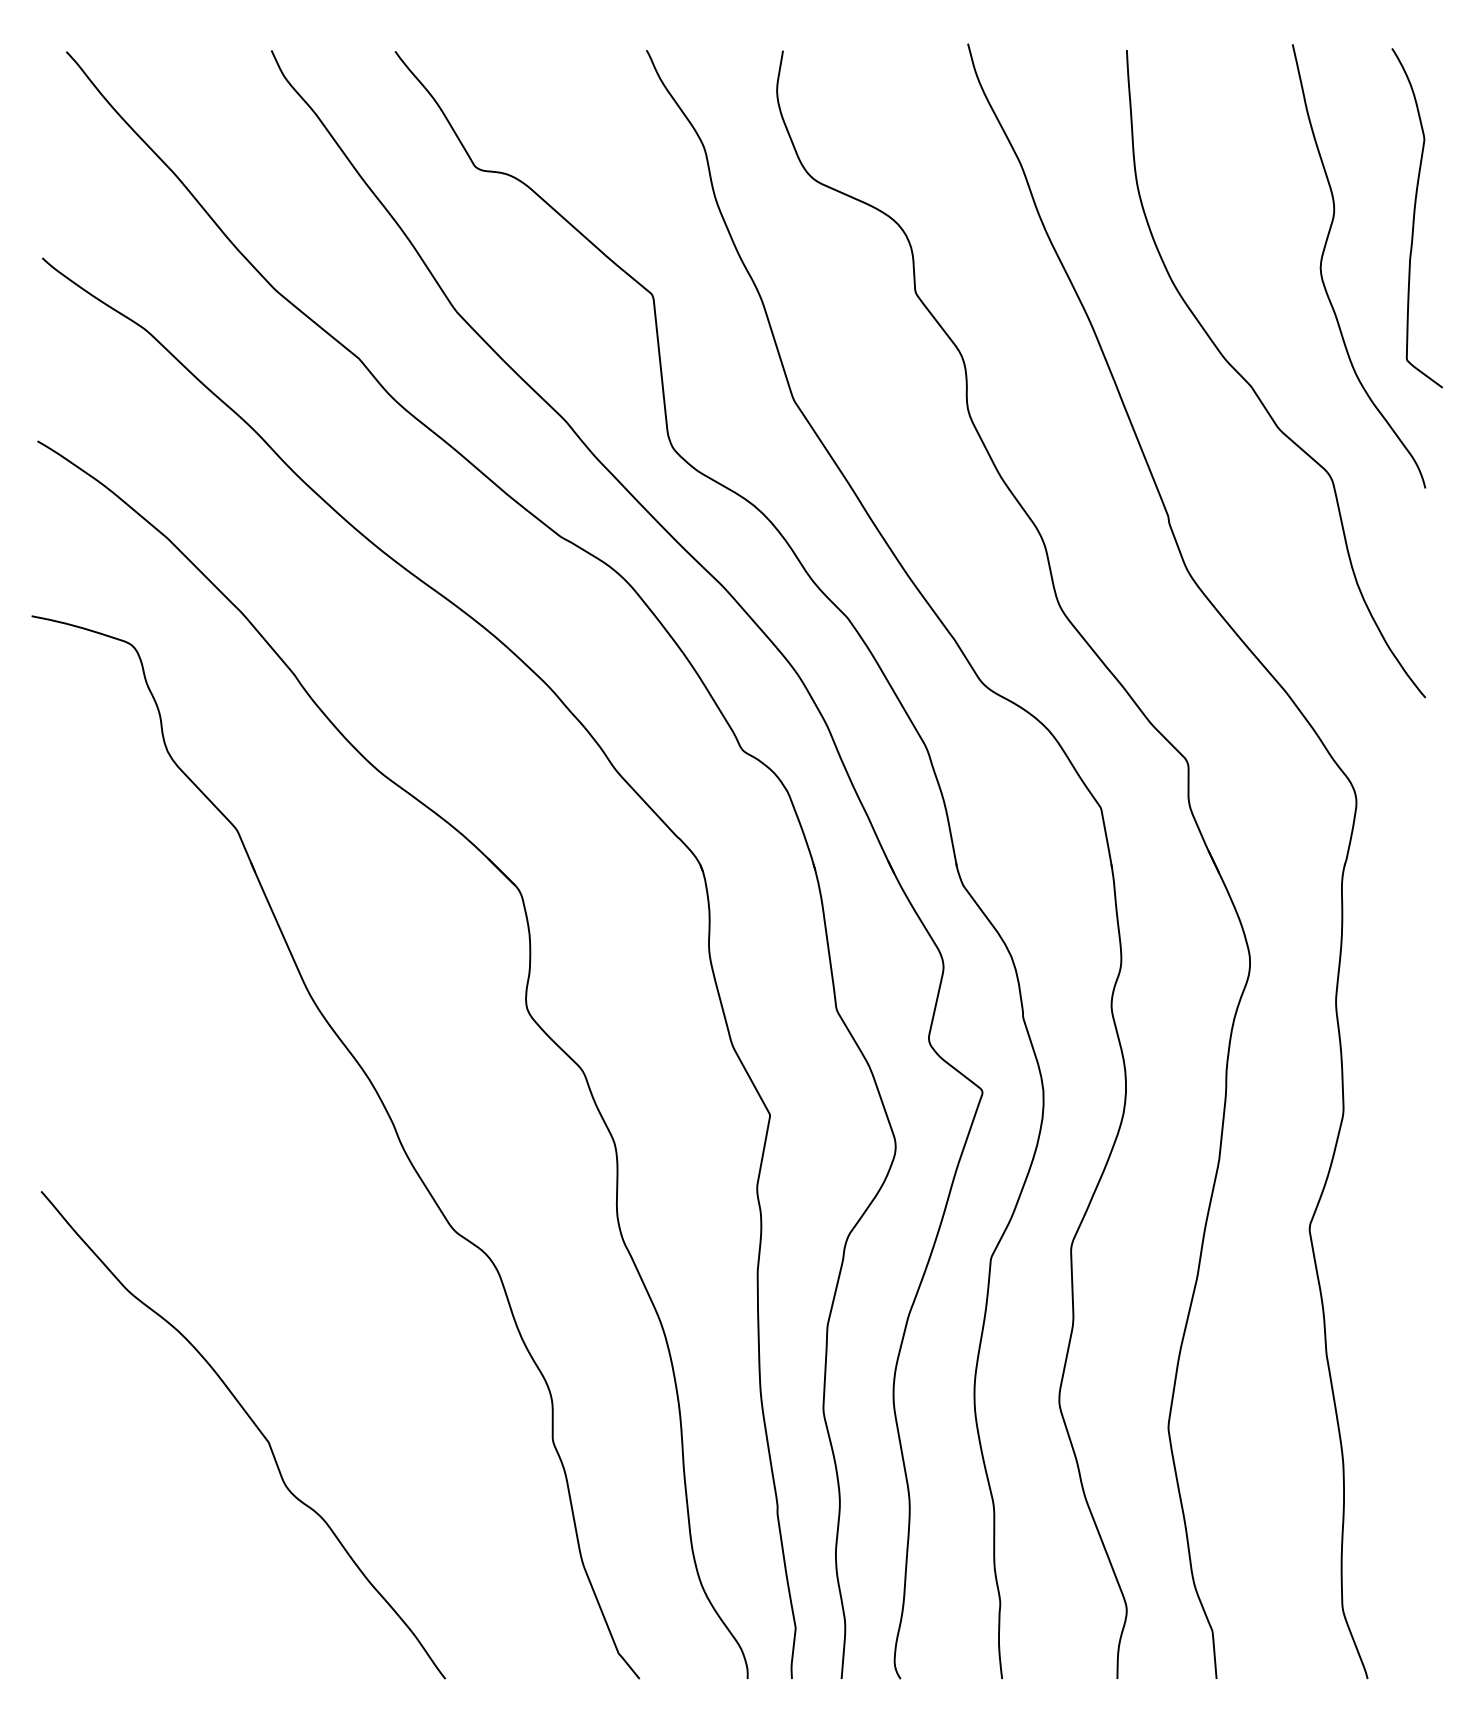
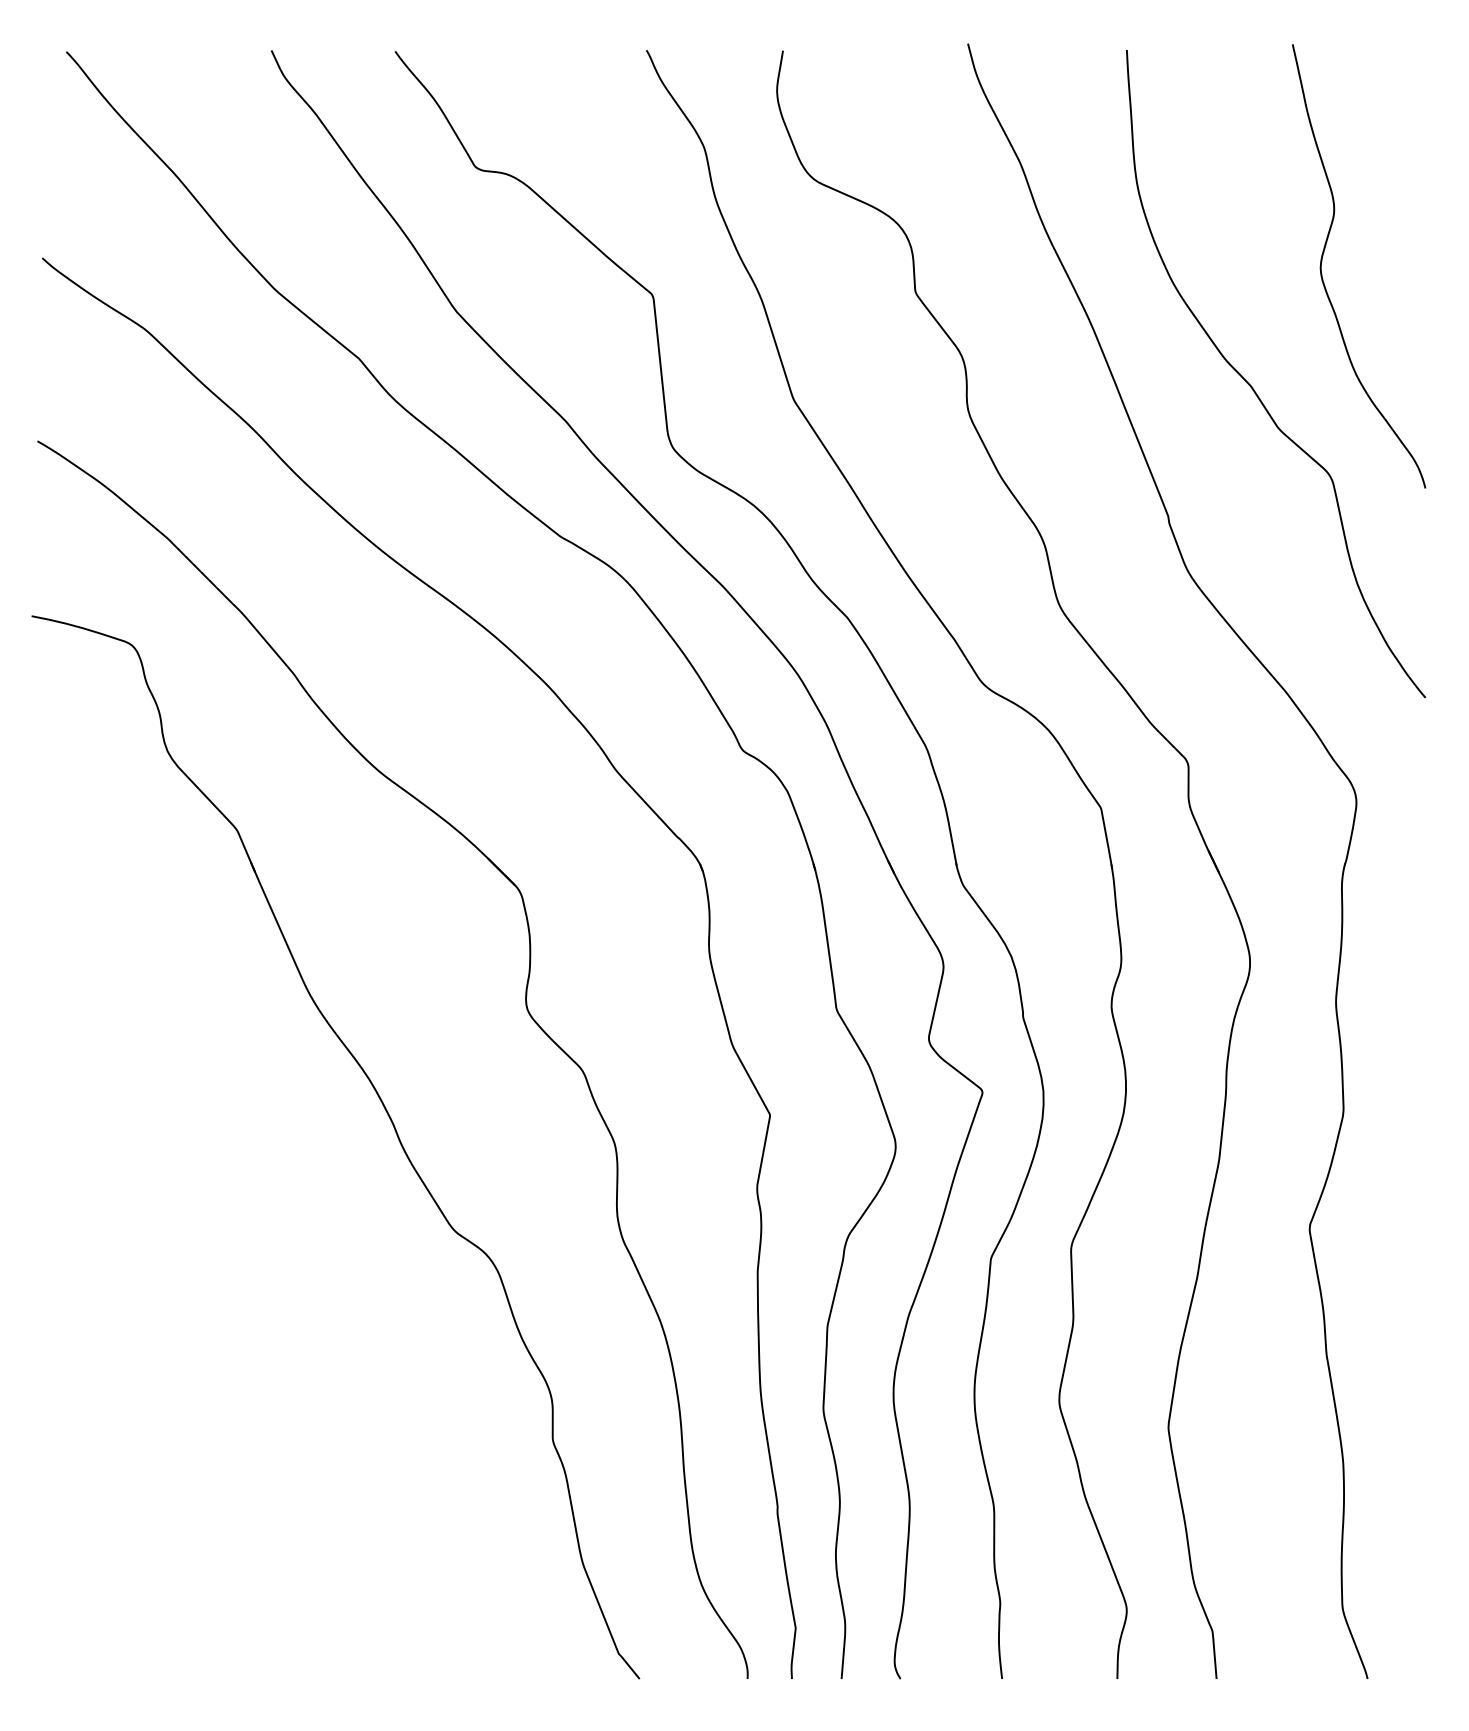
curve: present -> none (1414, 218)
curve: present -> none (254, 1425)
